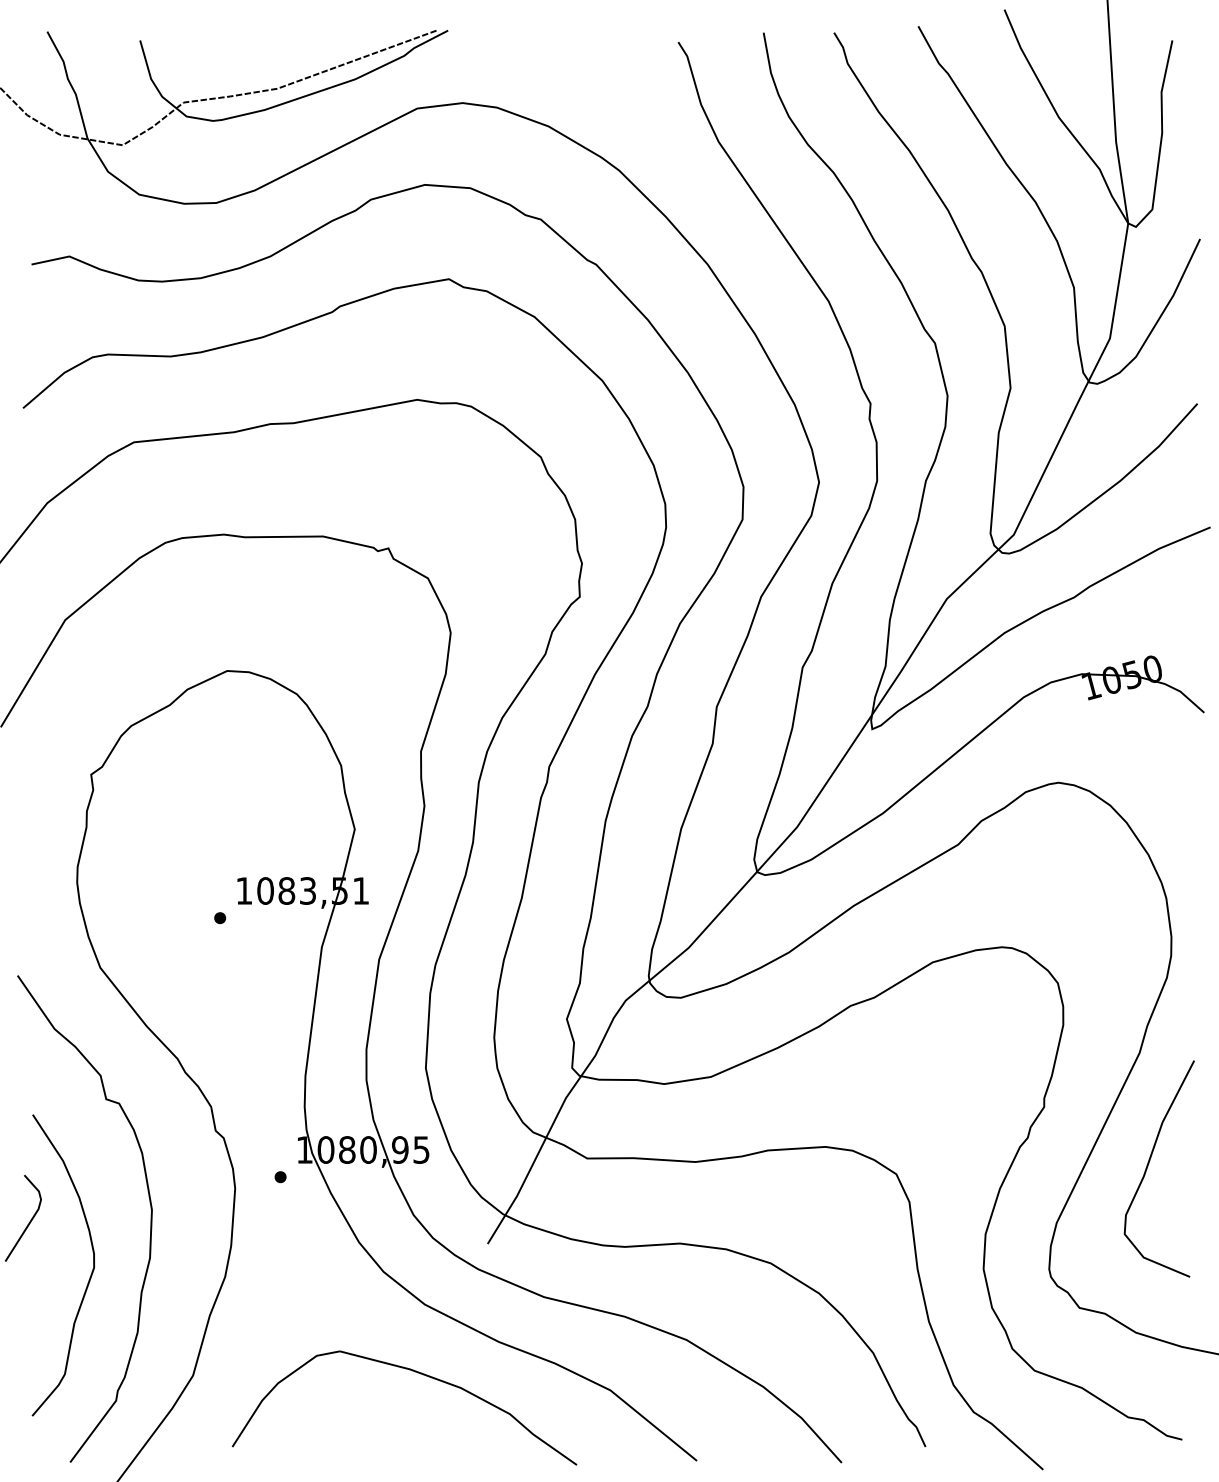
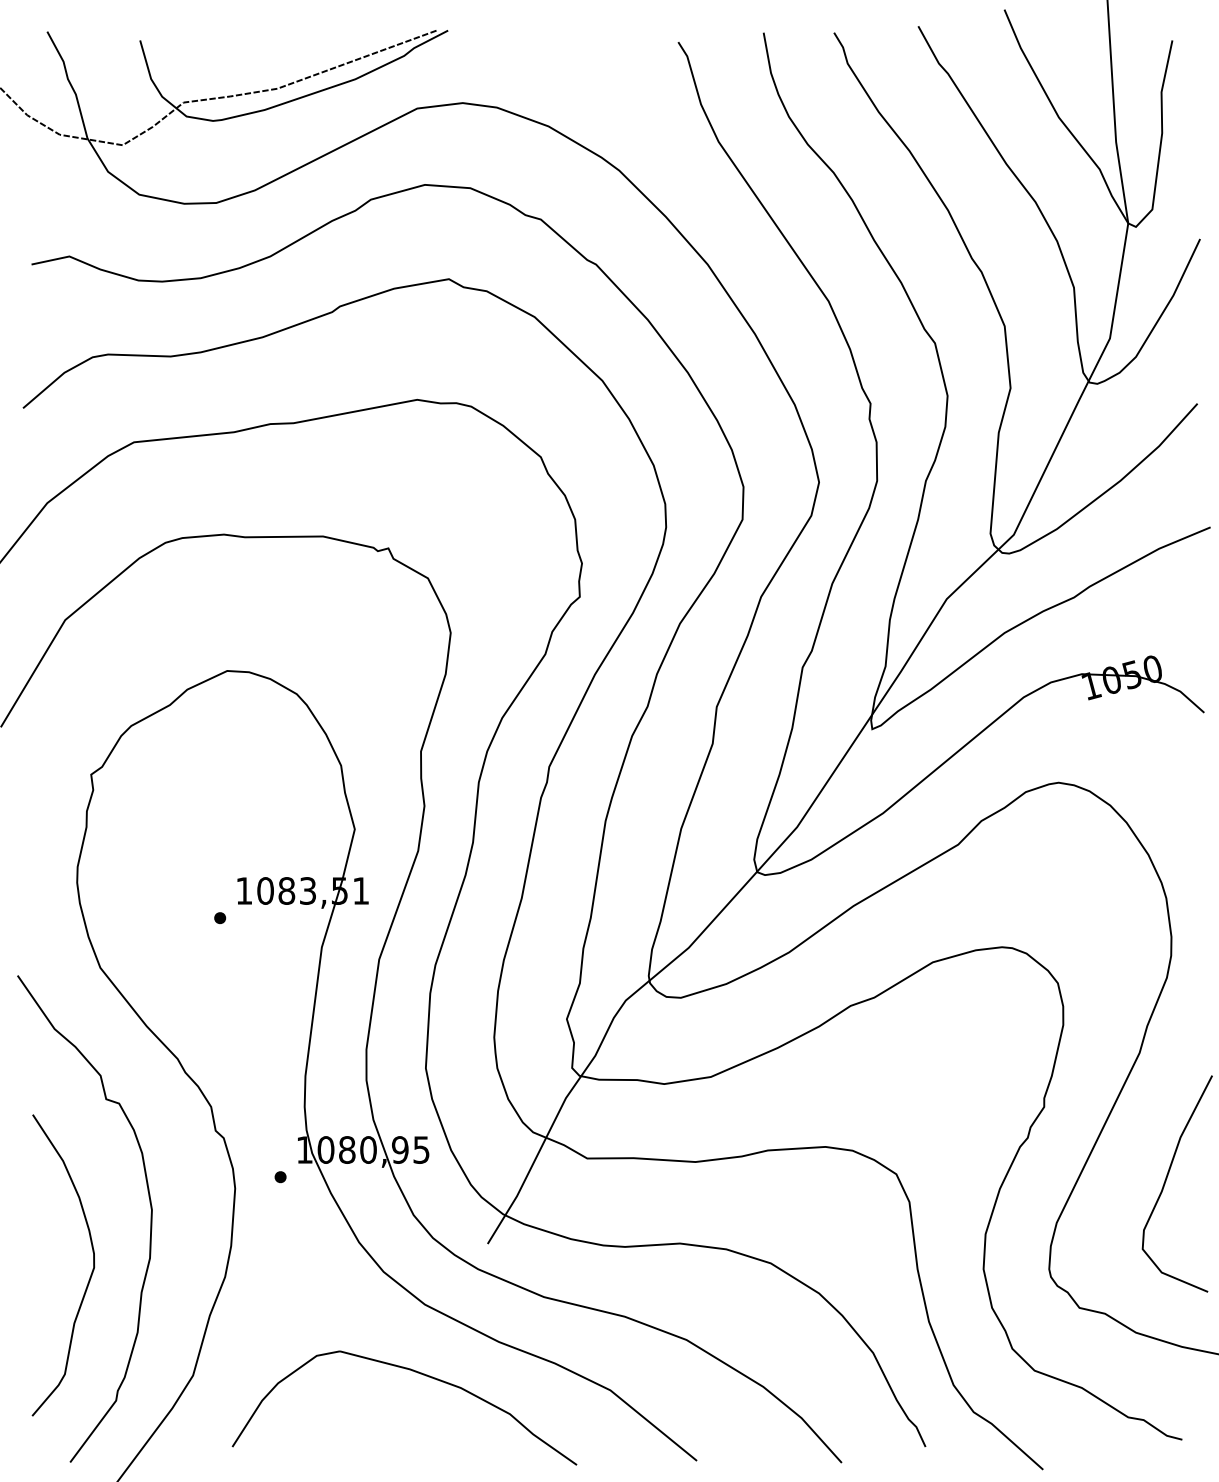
curve position: (1148, 1166) -> (1166, 1181) (1166, 1181)
line: present -> none (29, 1221)
